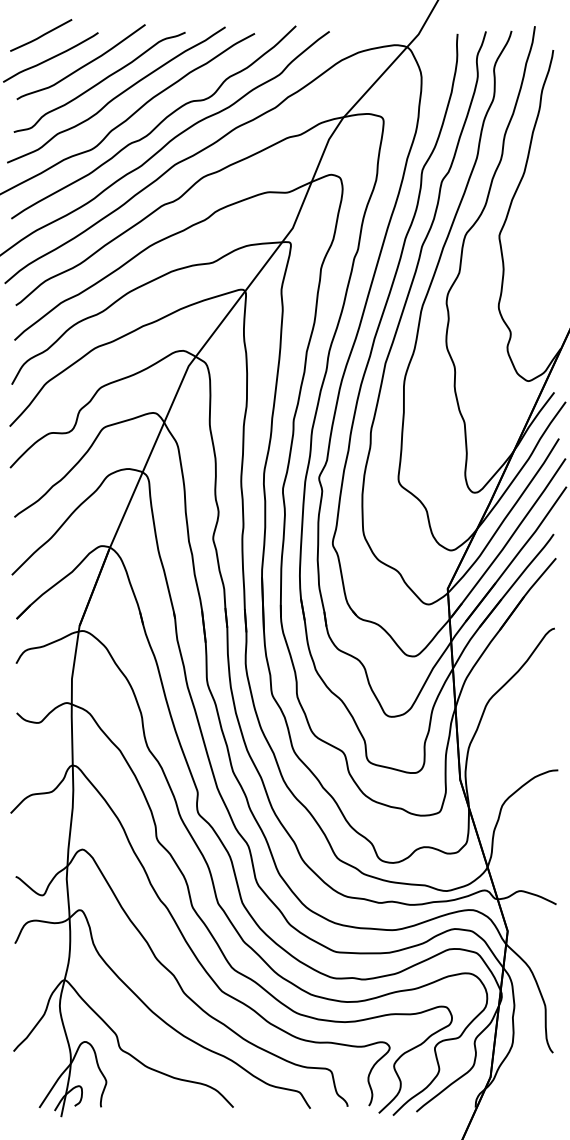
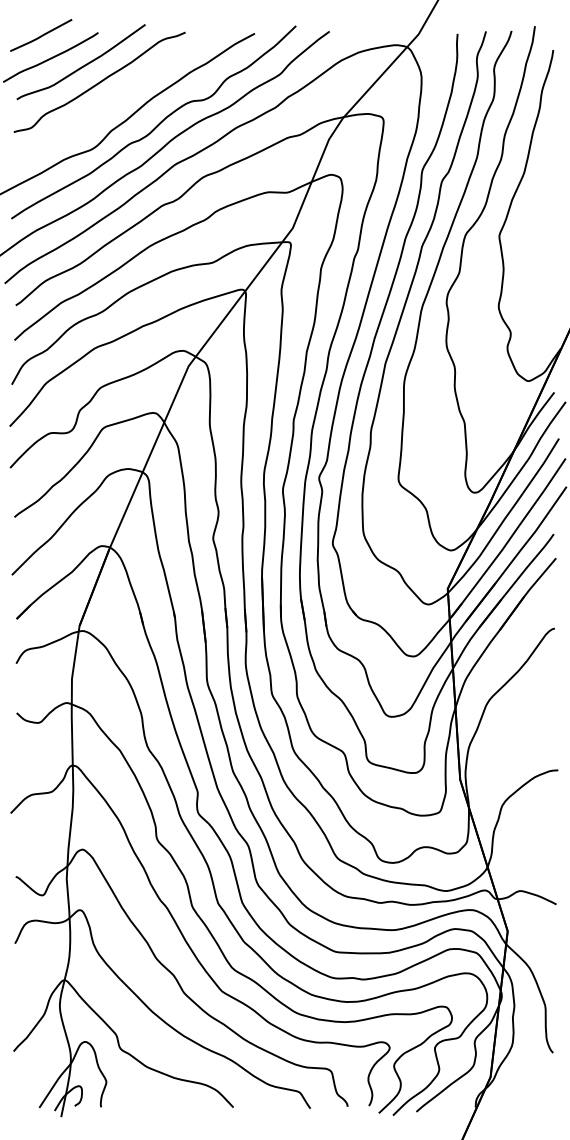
curve: present -> none (116, 95)
